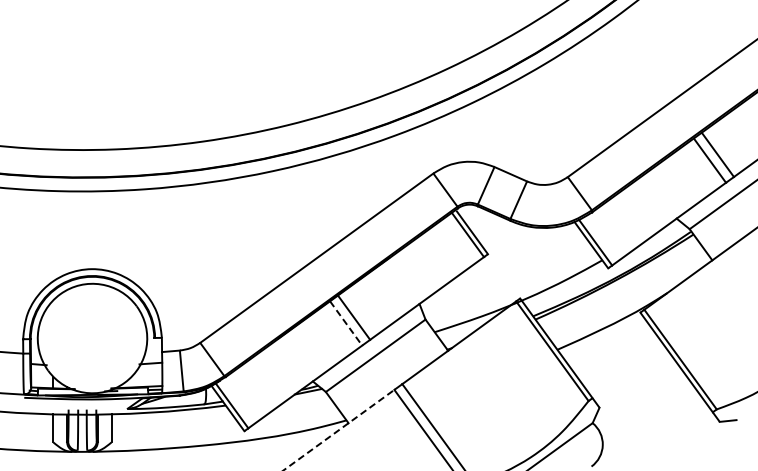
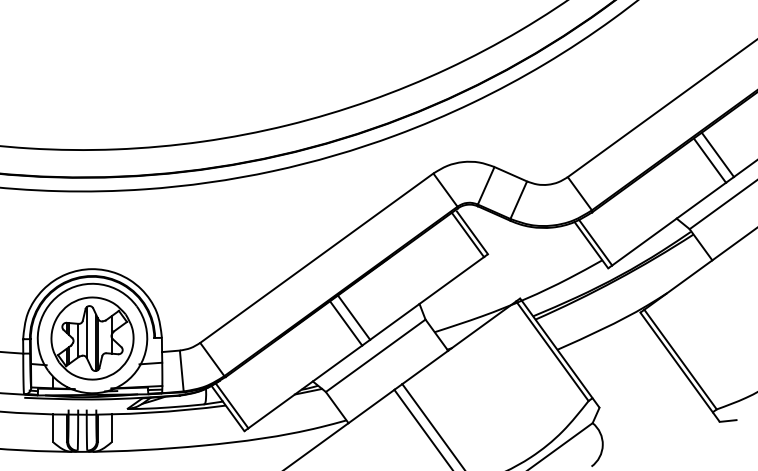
line: dashed -> solid (346, 323)
part: none -> present (92, 338)
line: dashed -> solid (338, 430)
